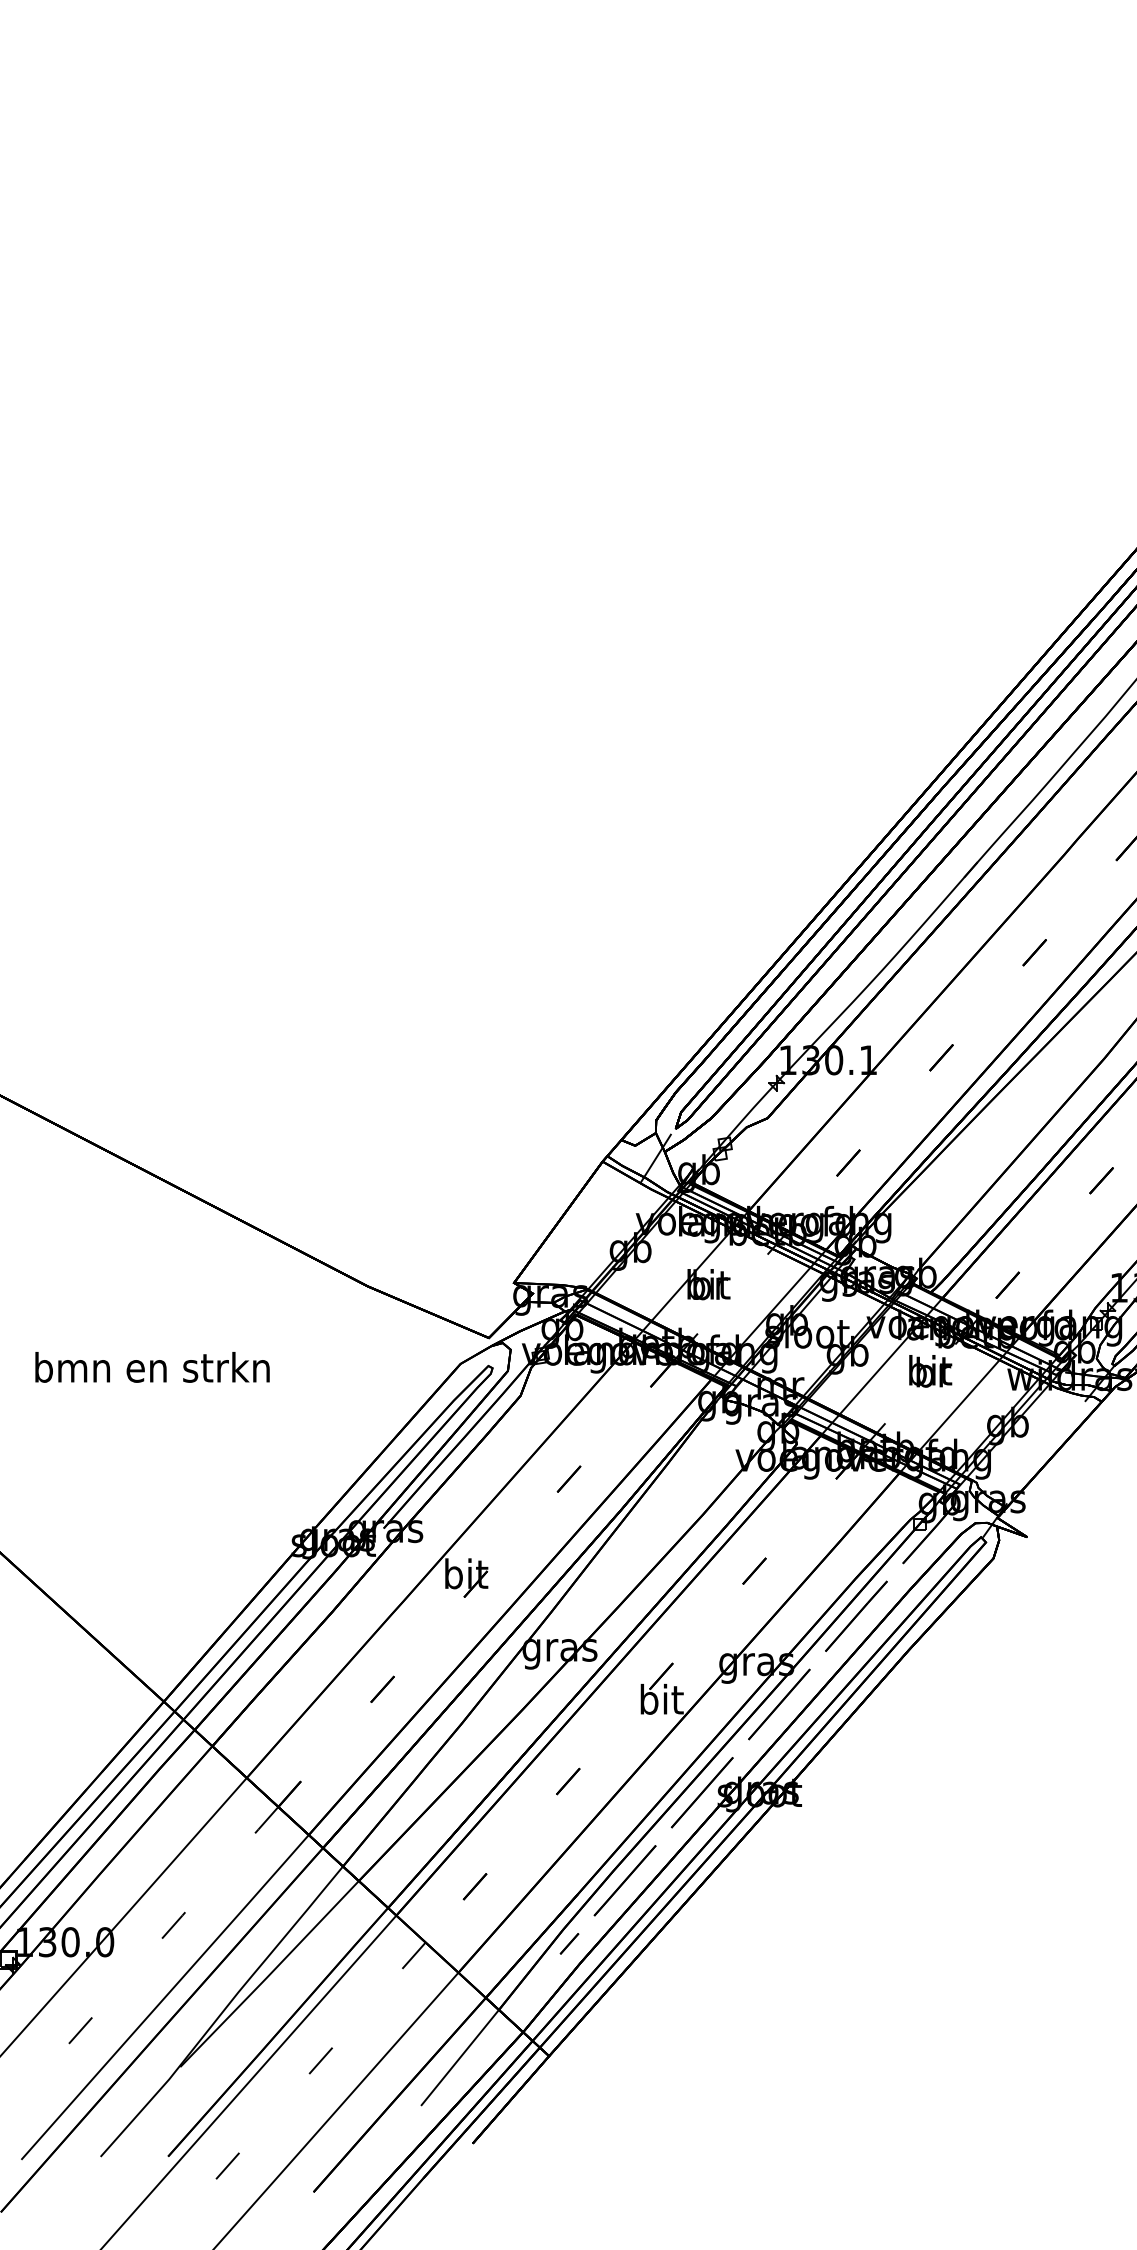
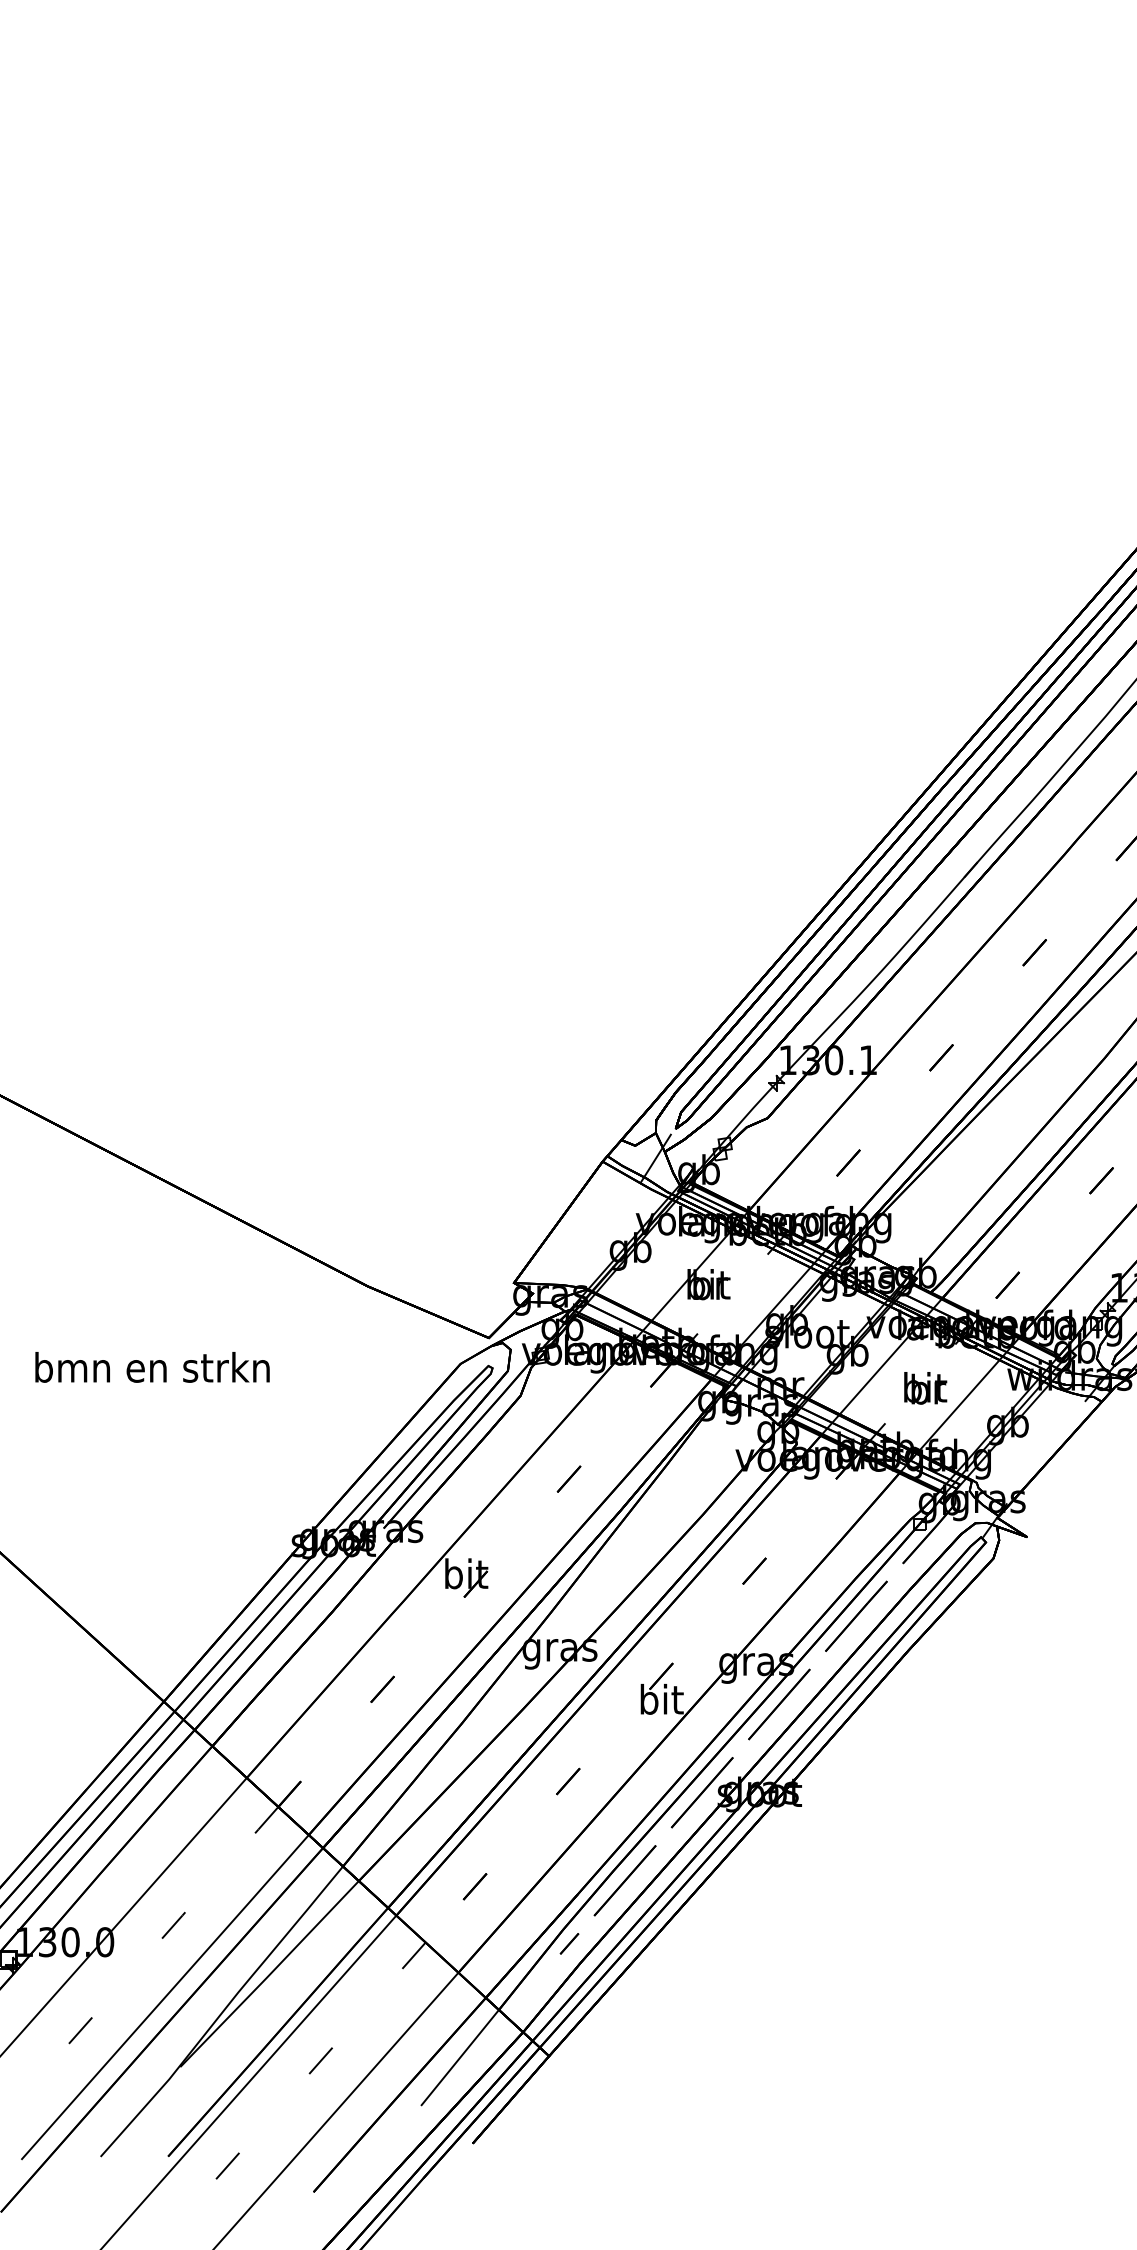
text position: (930, 1371) -> (925, 1388) (925, 1388)
